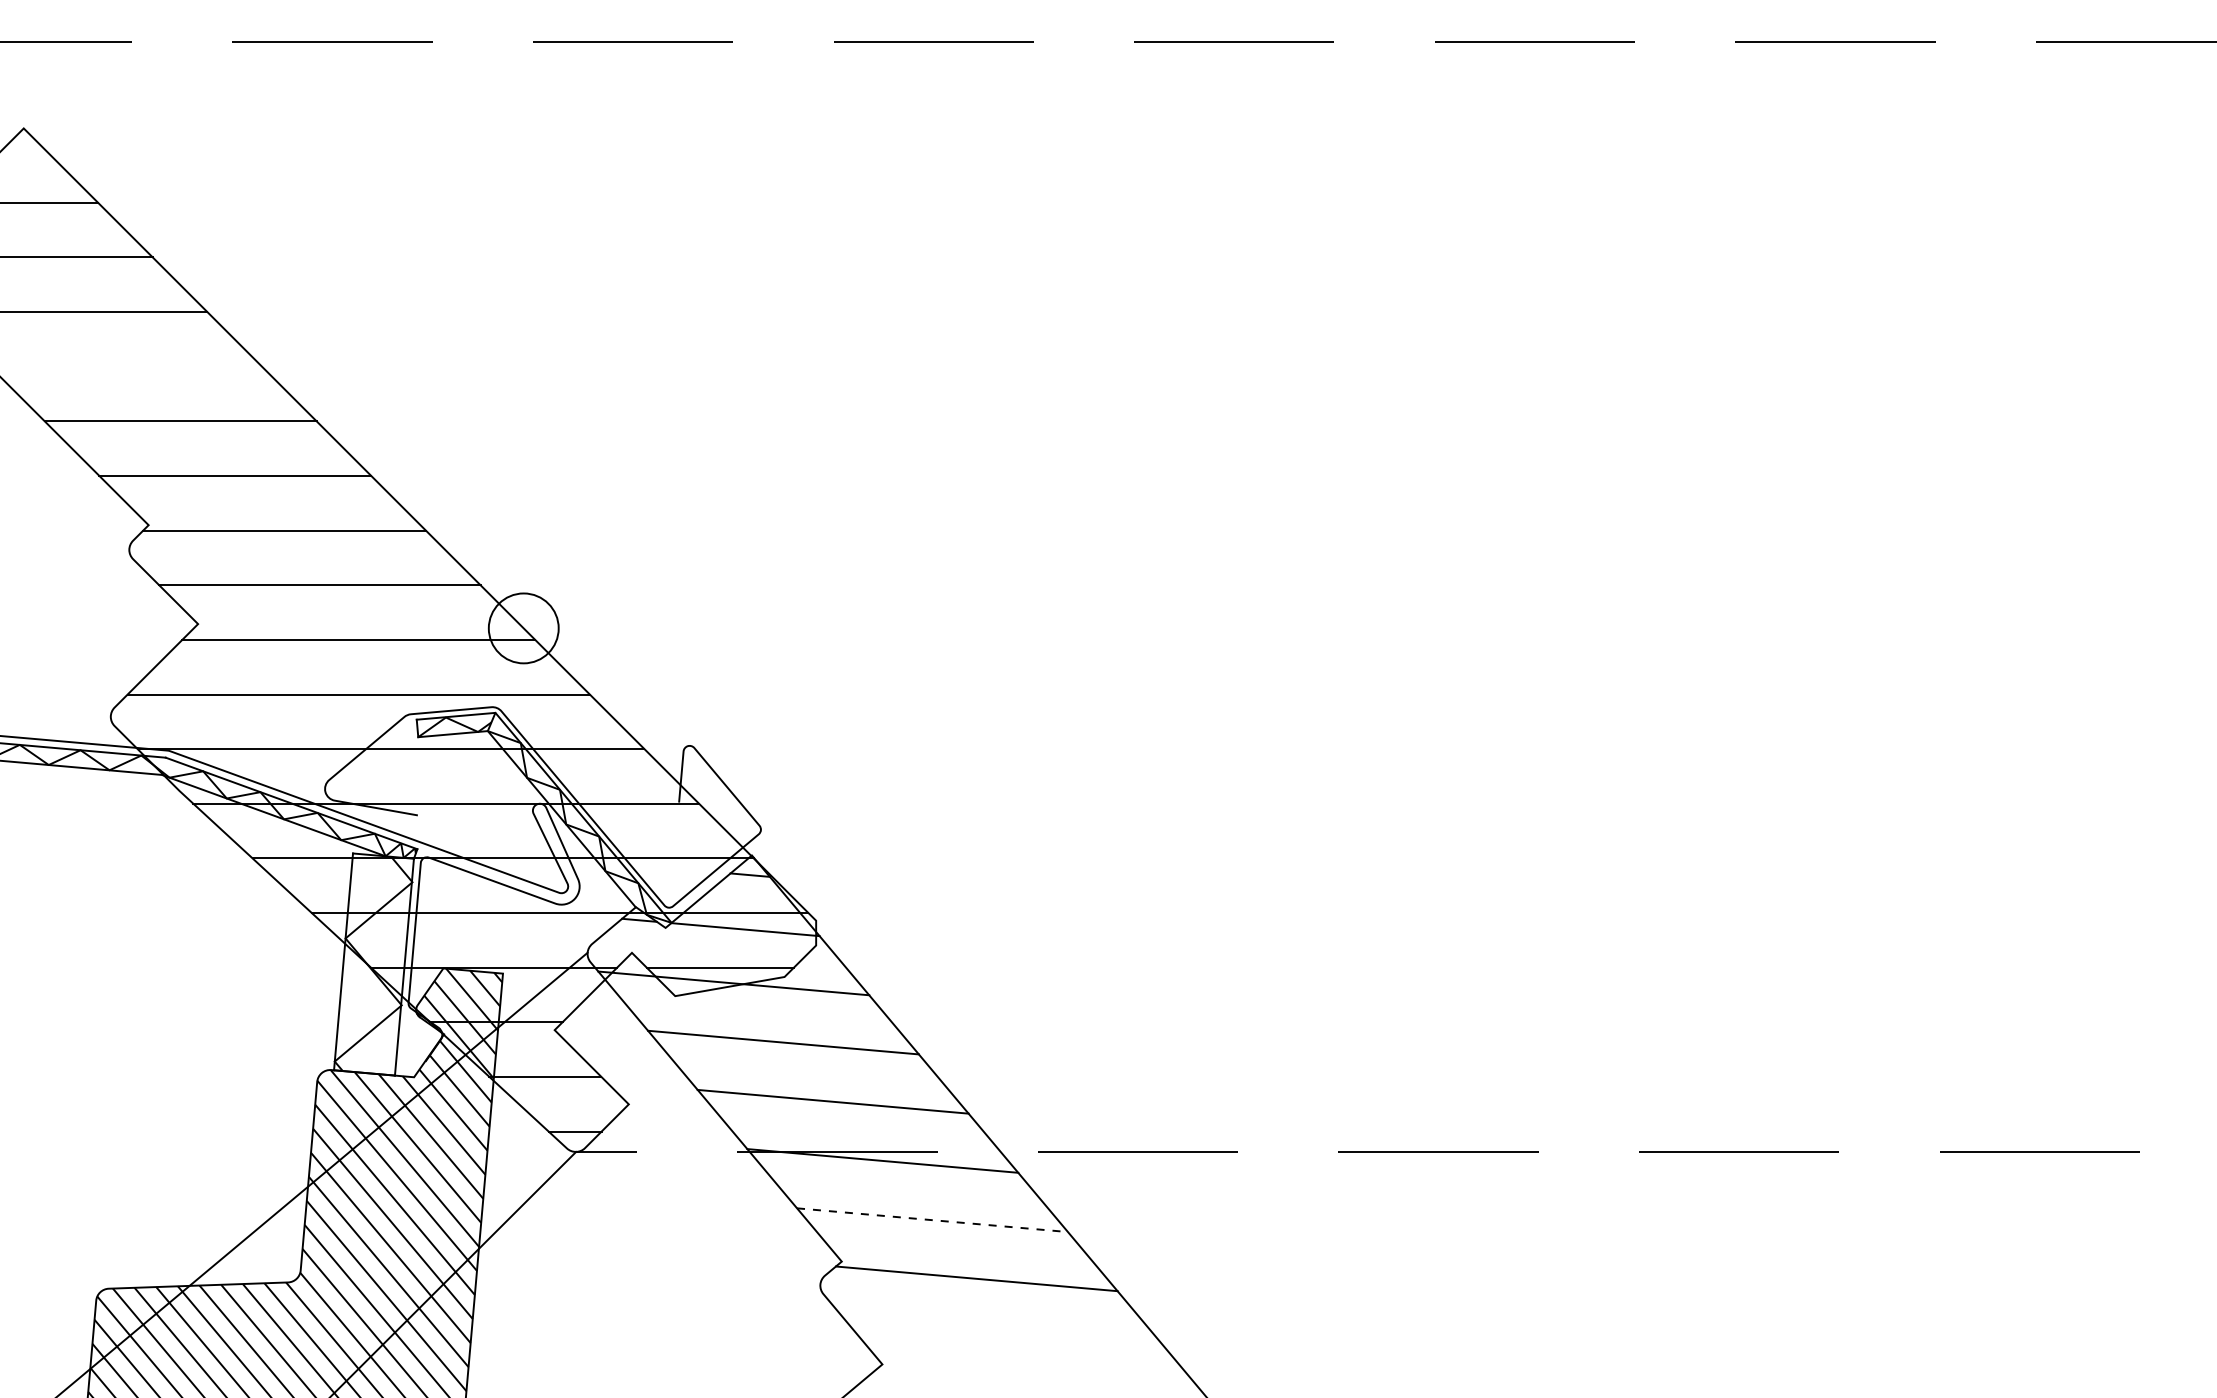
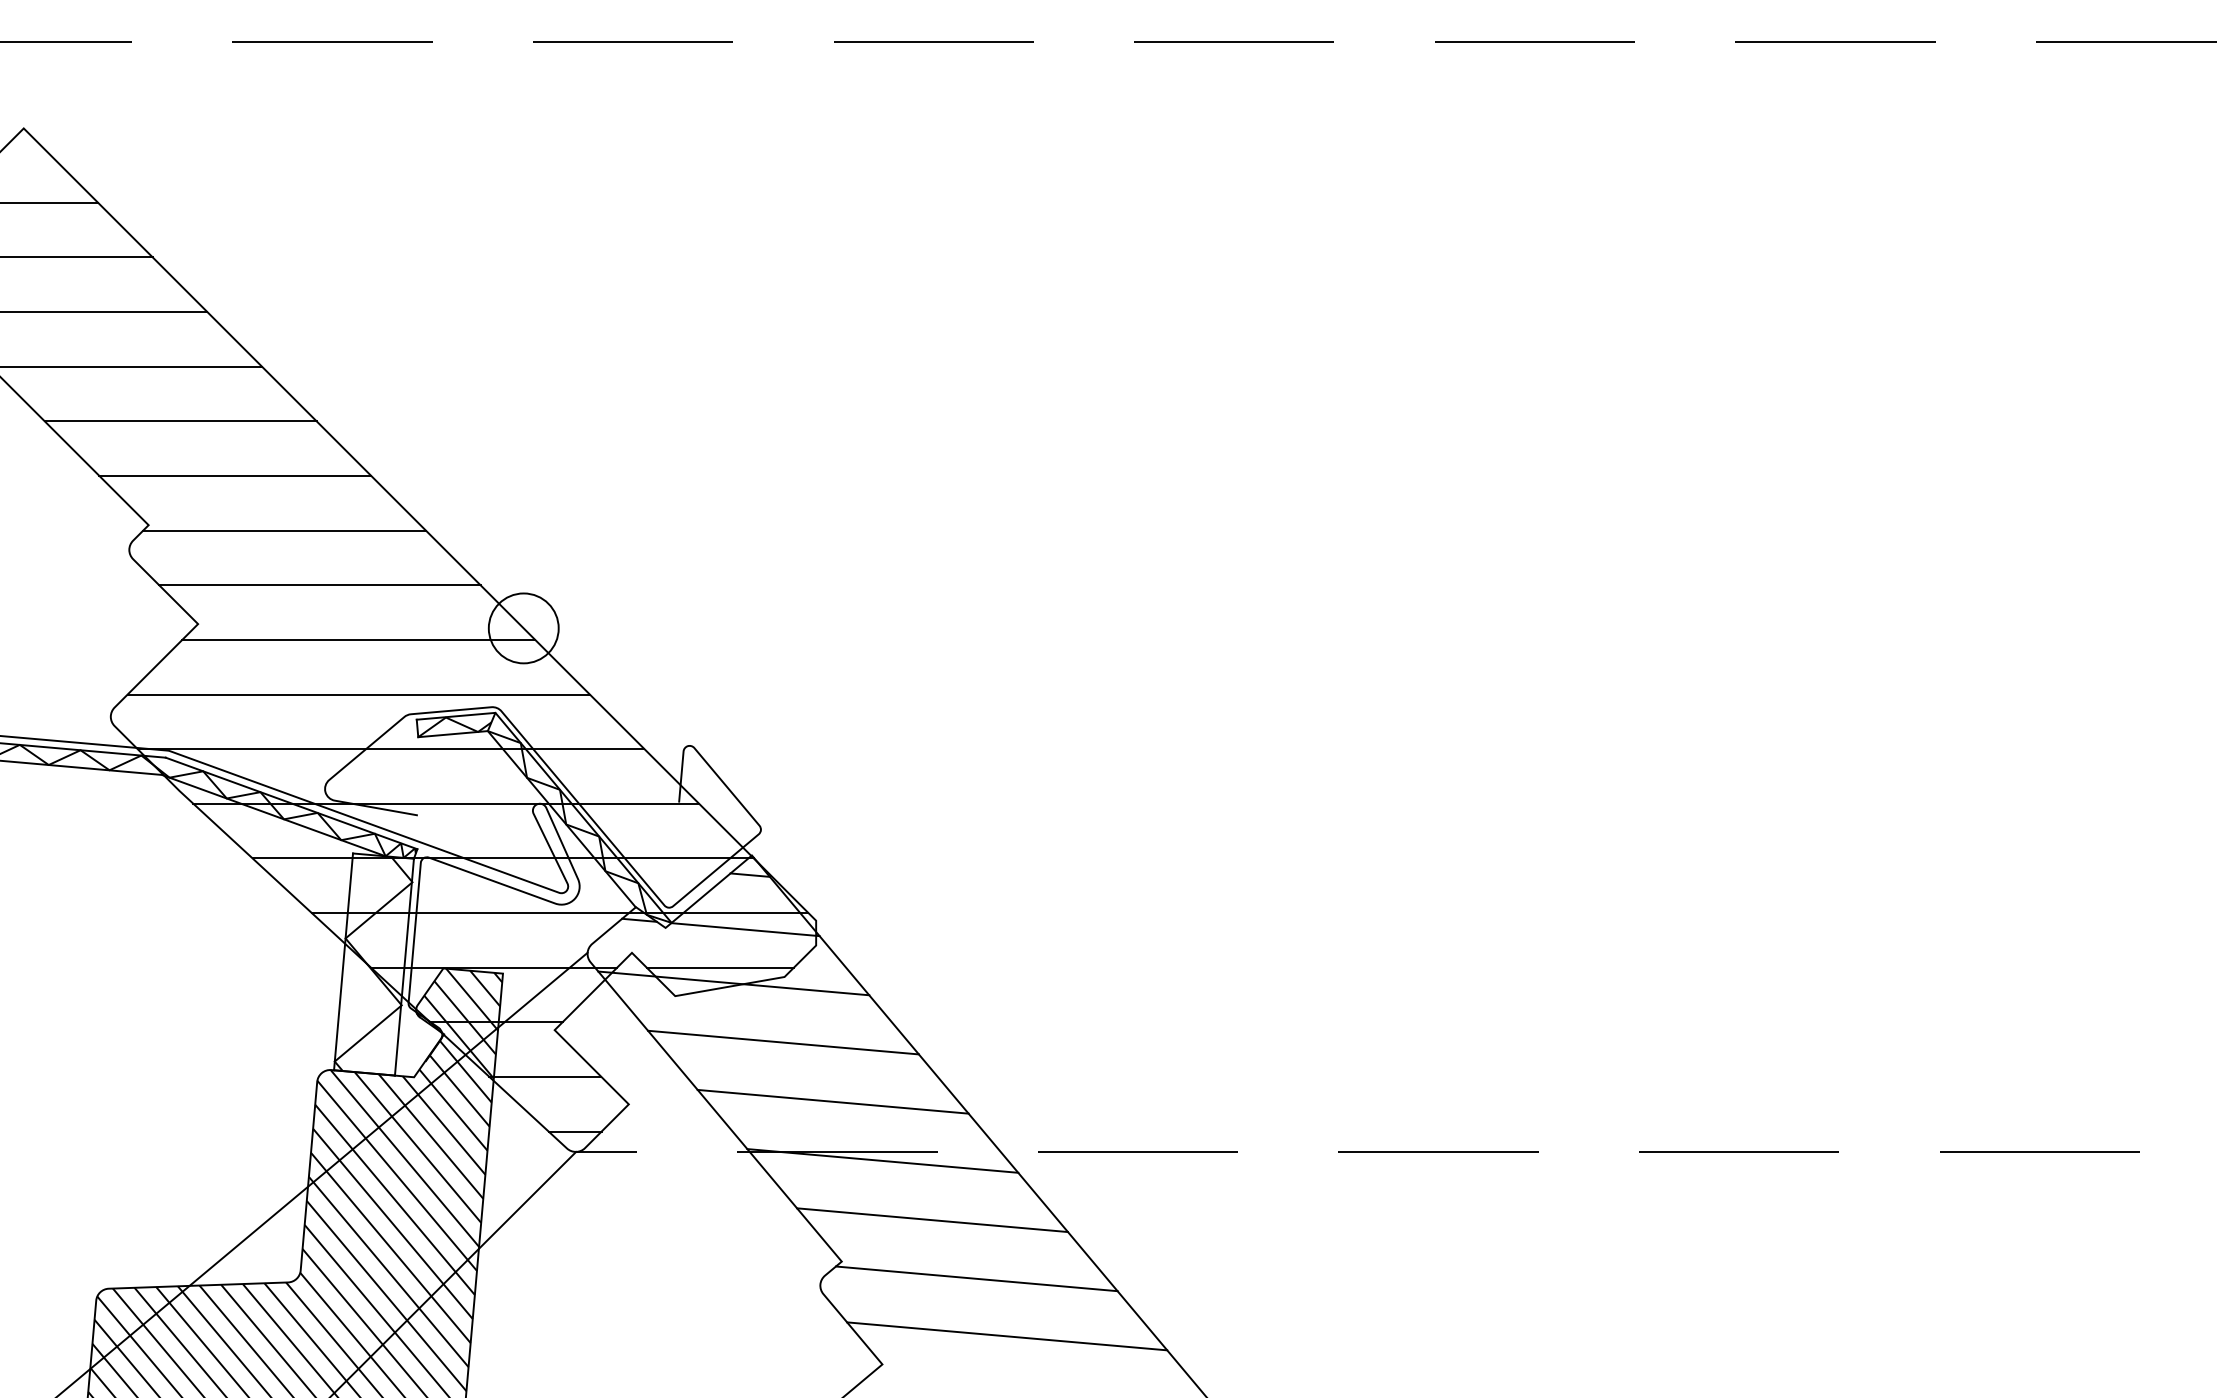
line: none -> present (132, 366)
line: dashed -> solid (932, 1220)
line: none -> present (1007, 1336)
